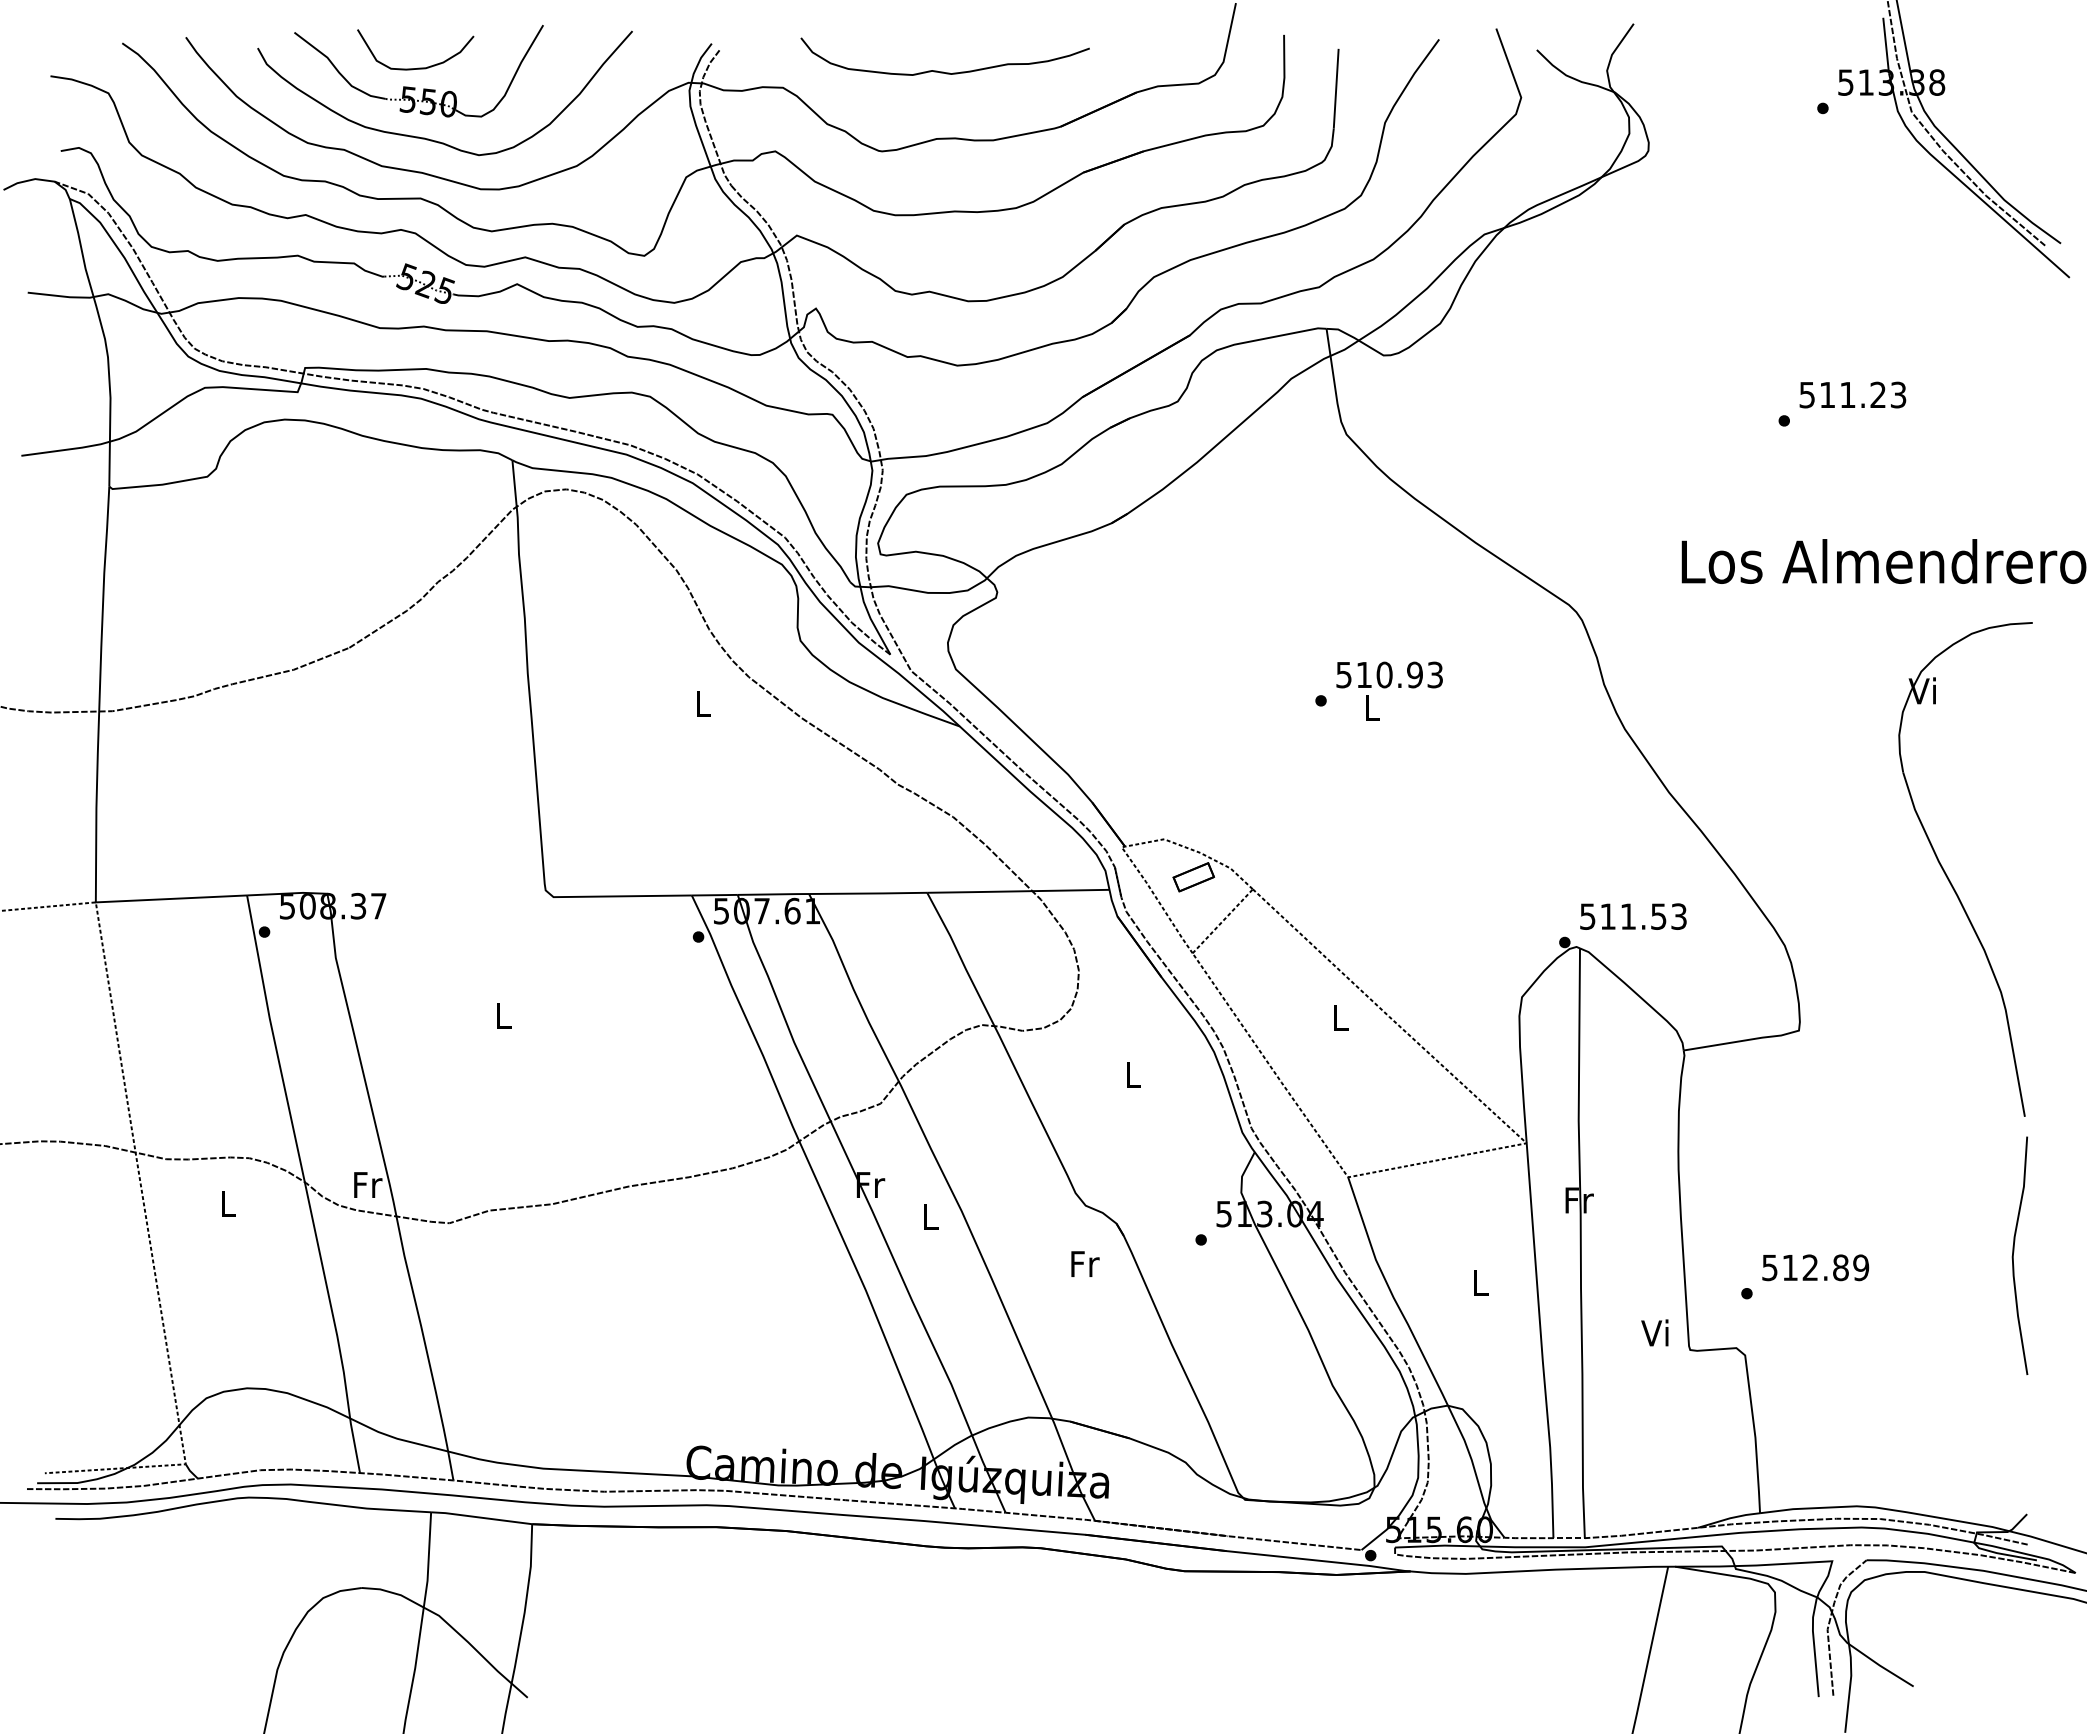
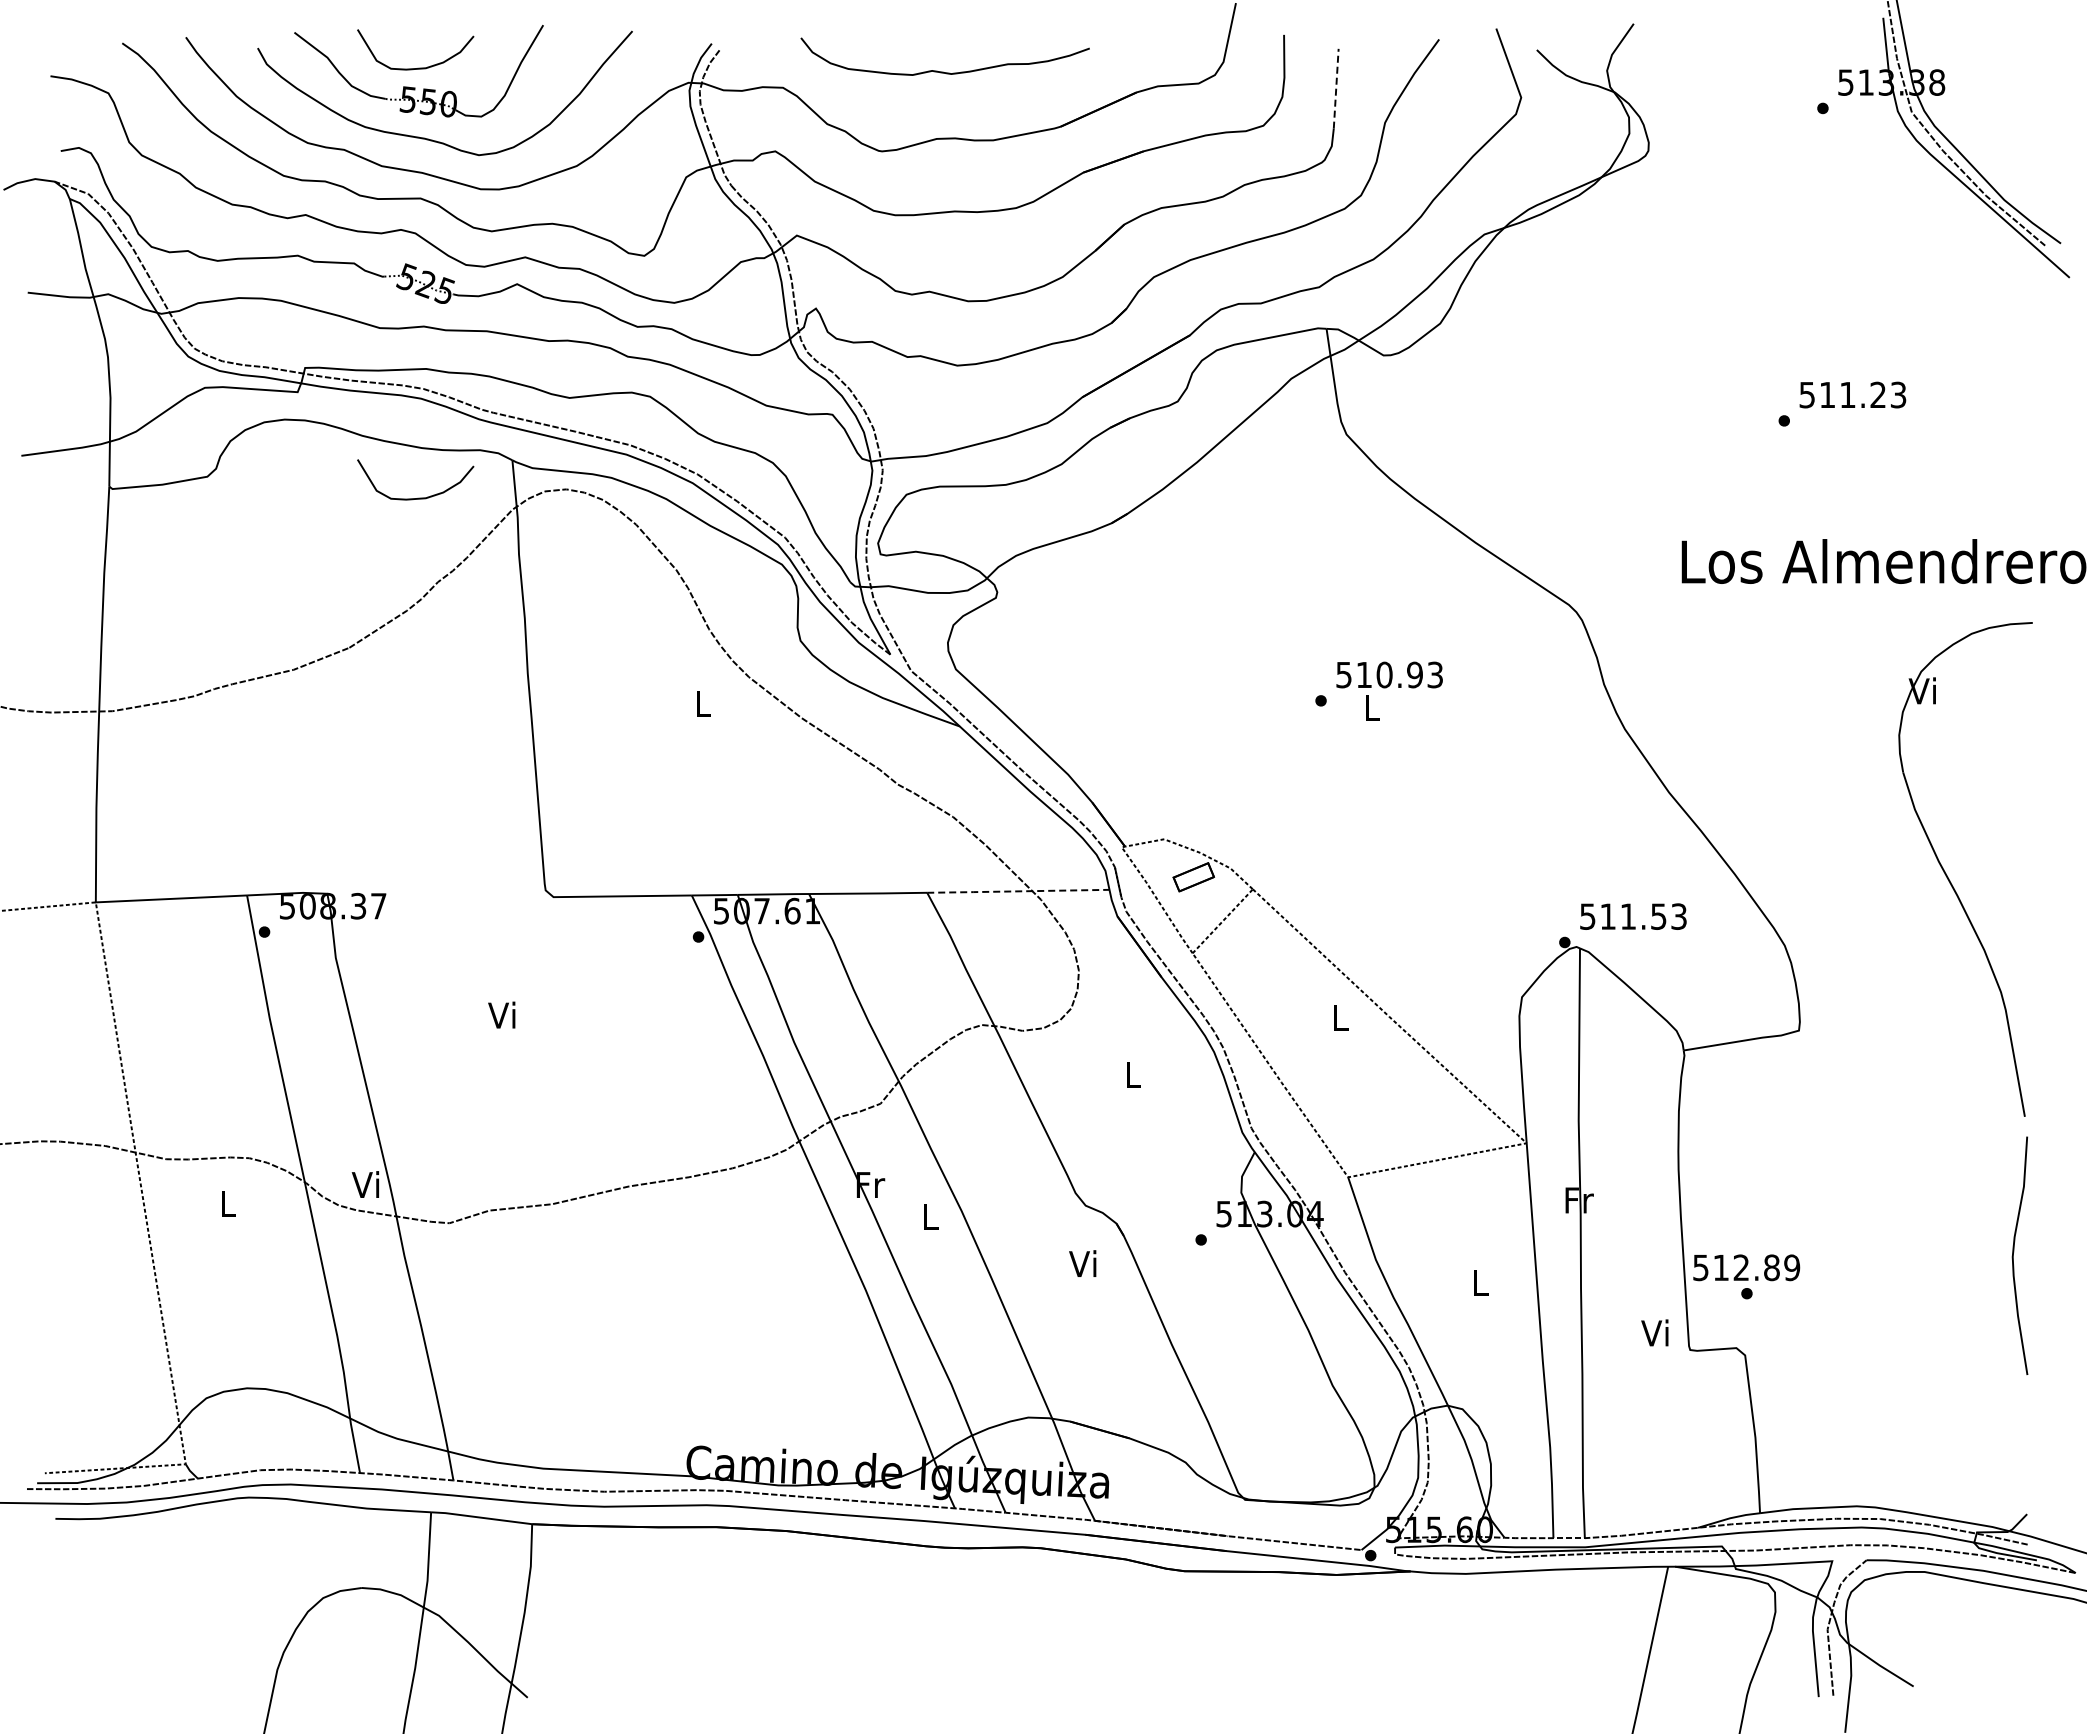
line: solid -> dashed (1336, 88)
curve: none -> present (418, 497)
line: solid -> dashed (1017, 891)
text: L -> Vi (501, 1014)
text: Fr -> Vi (366, 1184)
text: Fr -> Vi (1084, 1263)
text position: (1815, 1267) -> (1746, 1267) (1746, 1267)
